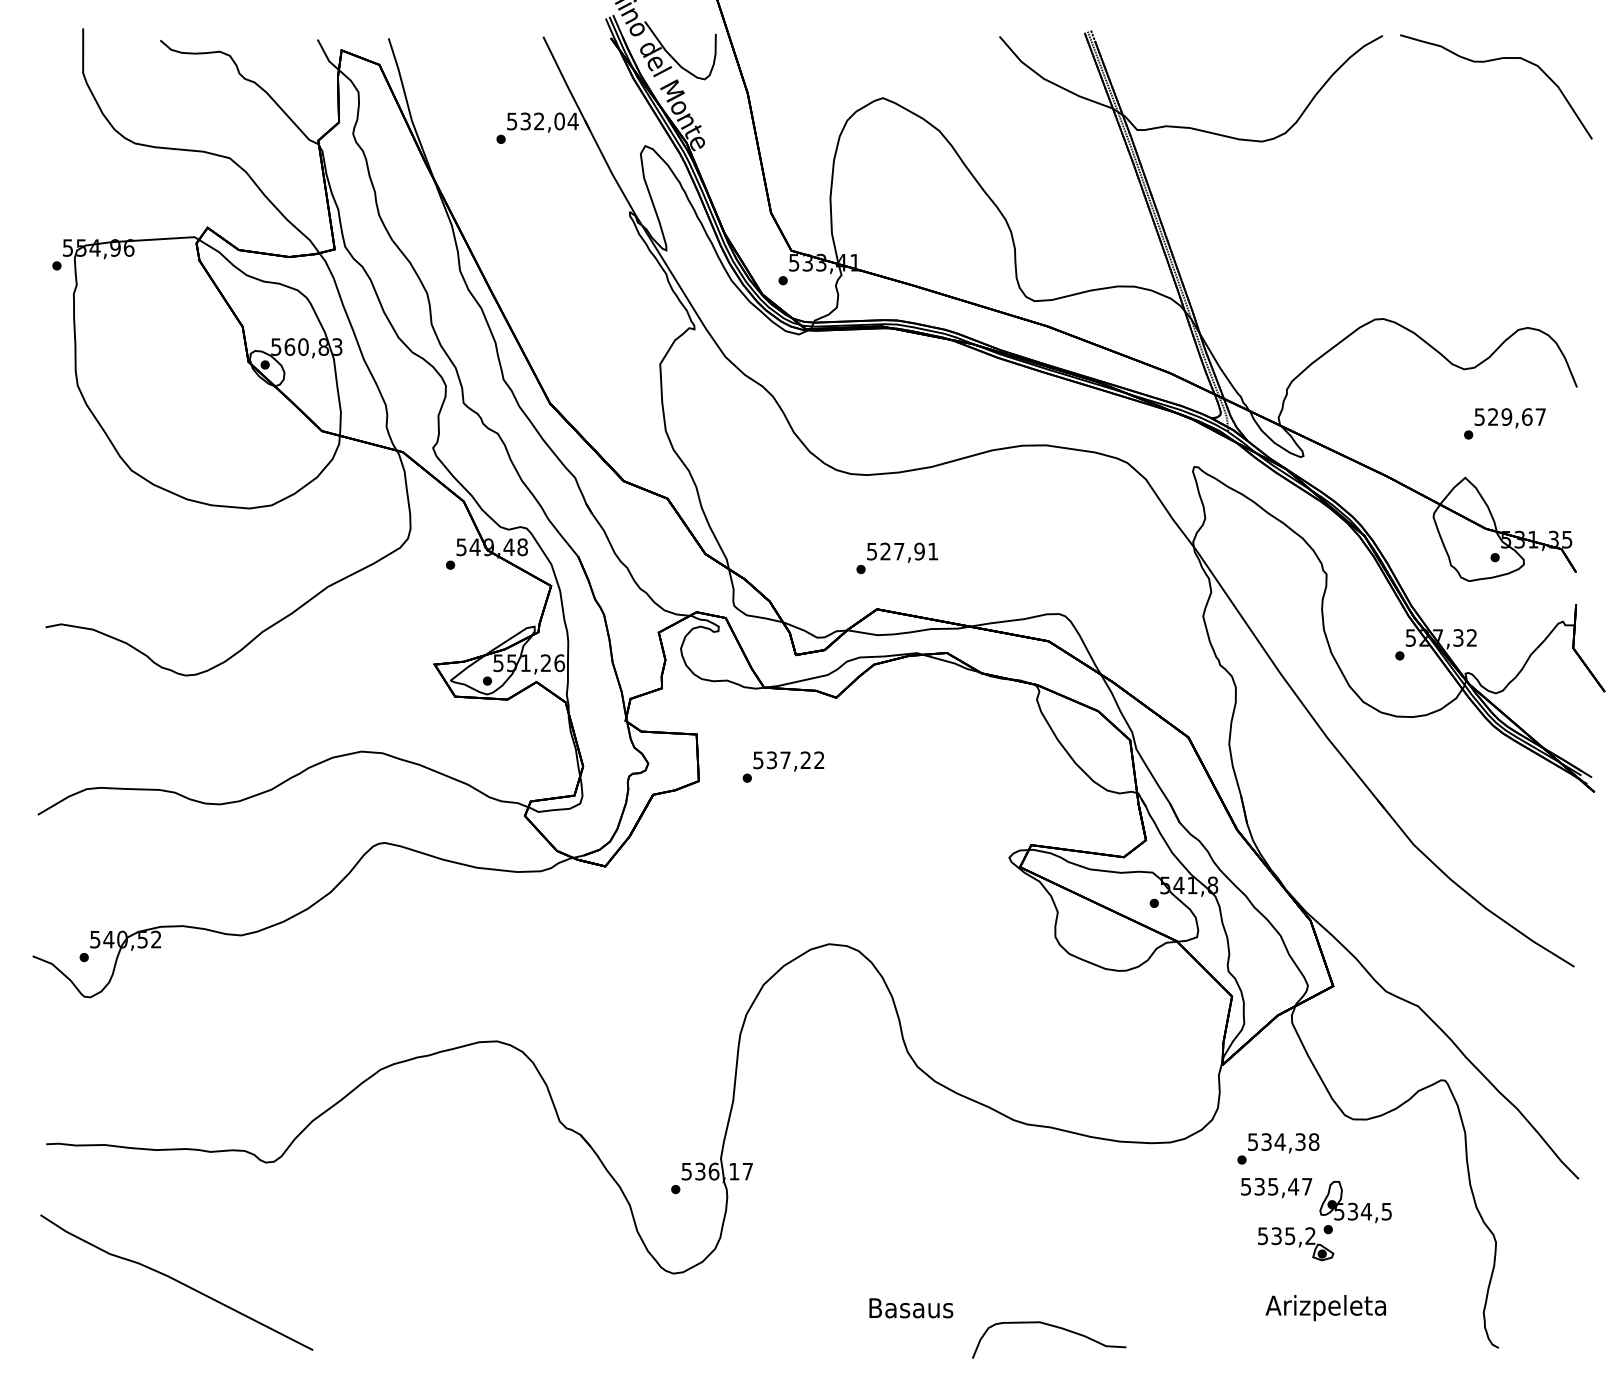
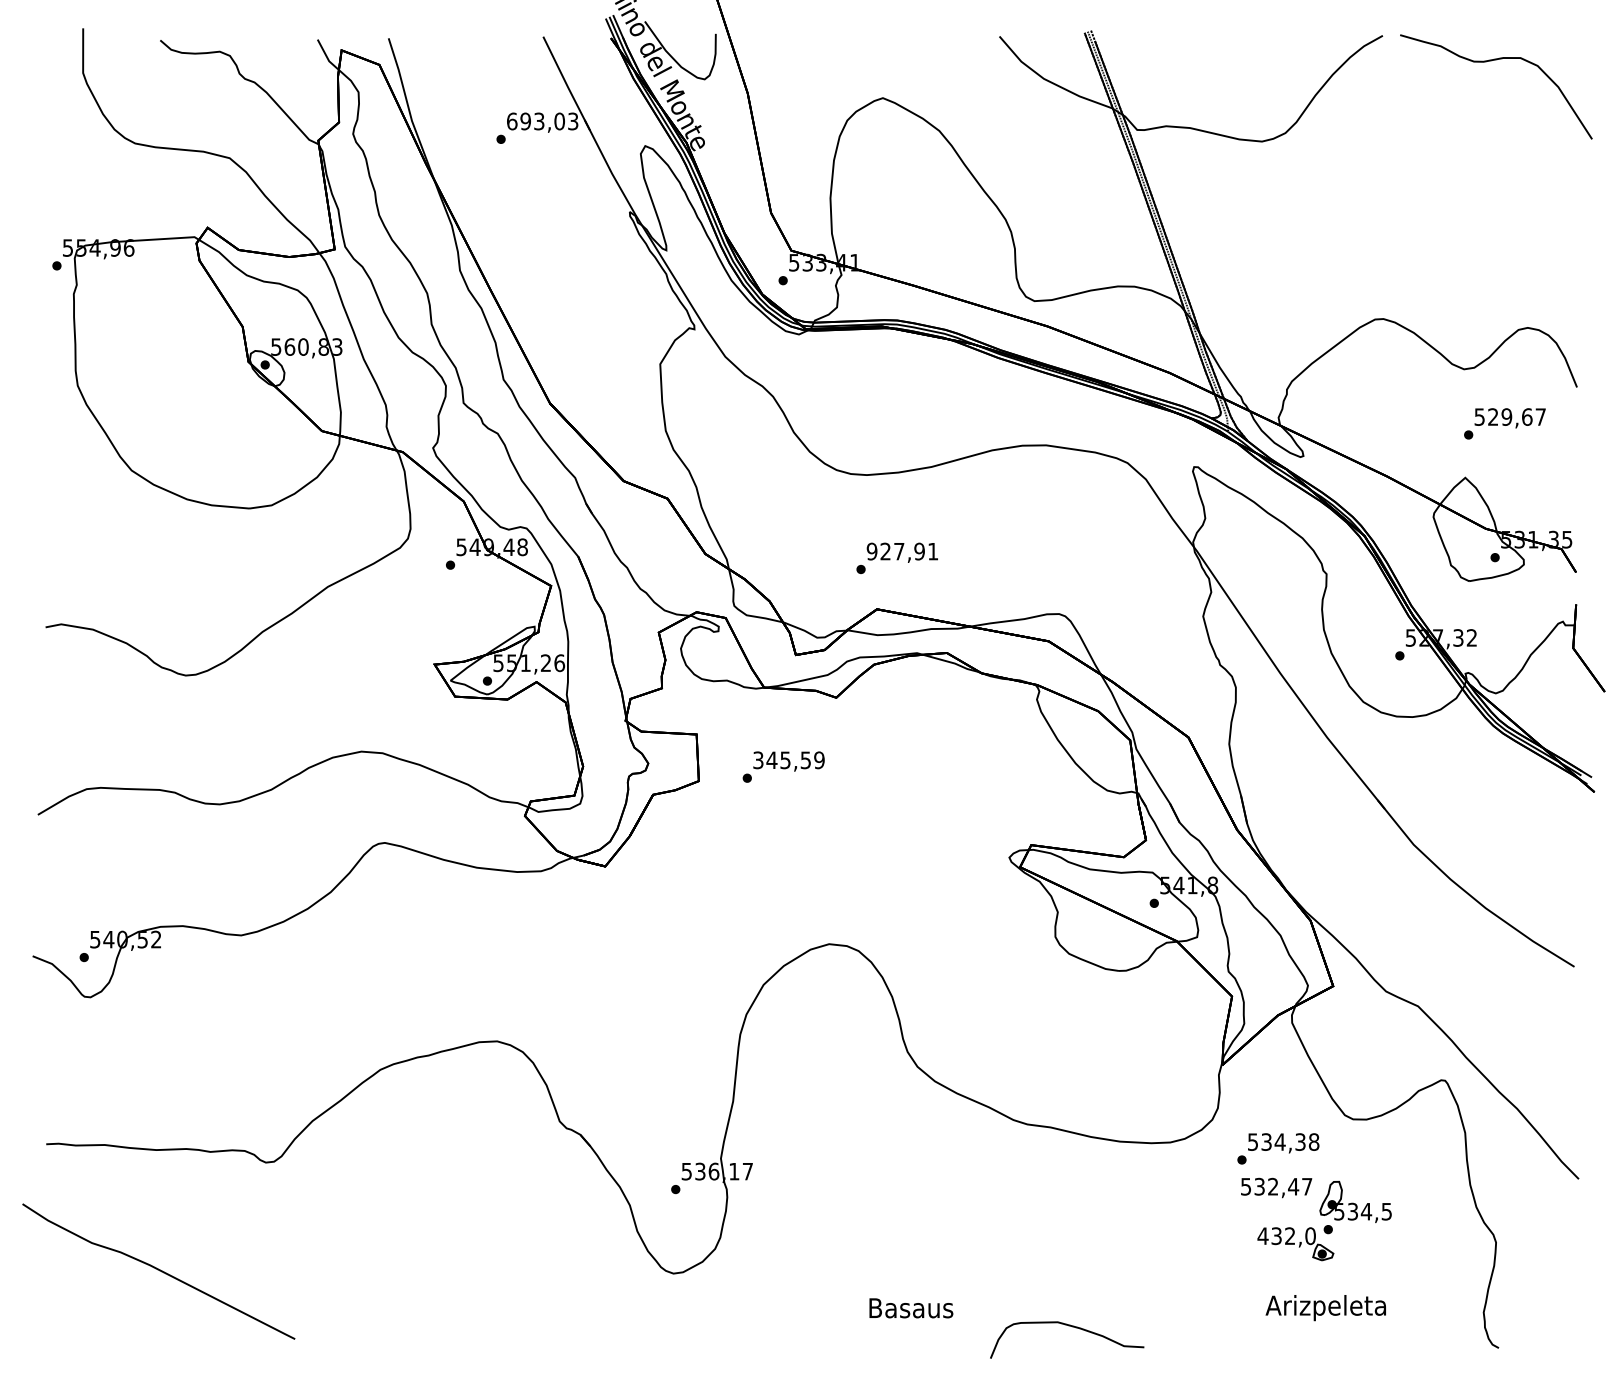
text: 532,04 -> 693,03 (542, 121)
text: 527,91 -> 927,91 (871, 551)
text: 537,22 -> 345,59 (788, 760)
text: 535,47 -> 532,47 (1273, 1186)
text: 535,2 -> 432,0 (1286, 1236)
curve position: (176, 1281) -> (158, 1270) (158, 1270)
curve position: (1054, 1327) -> (1072, 1327) (1072, 1327)
